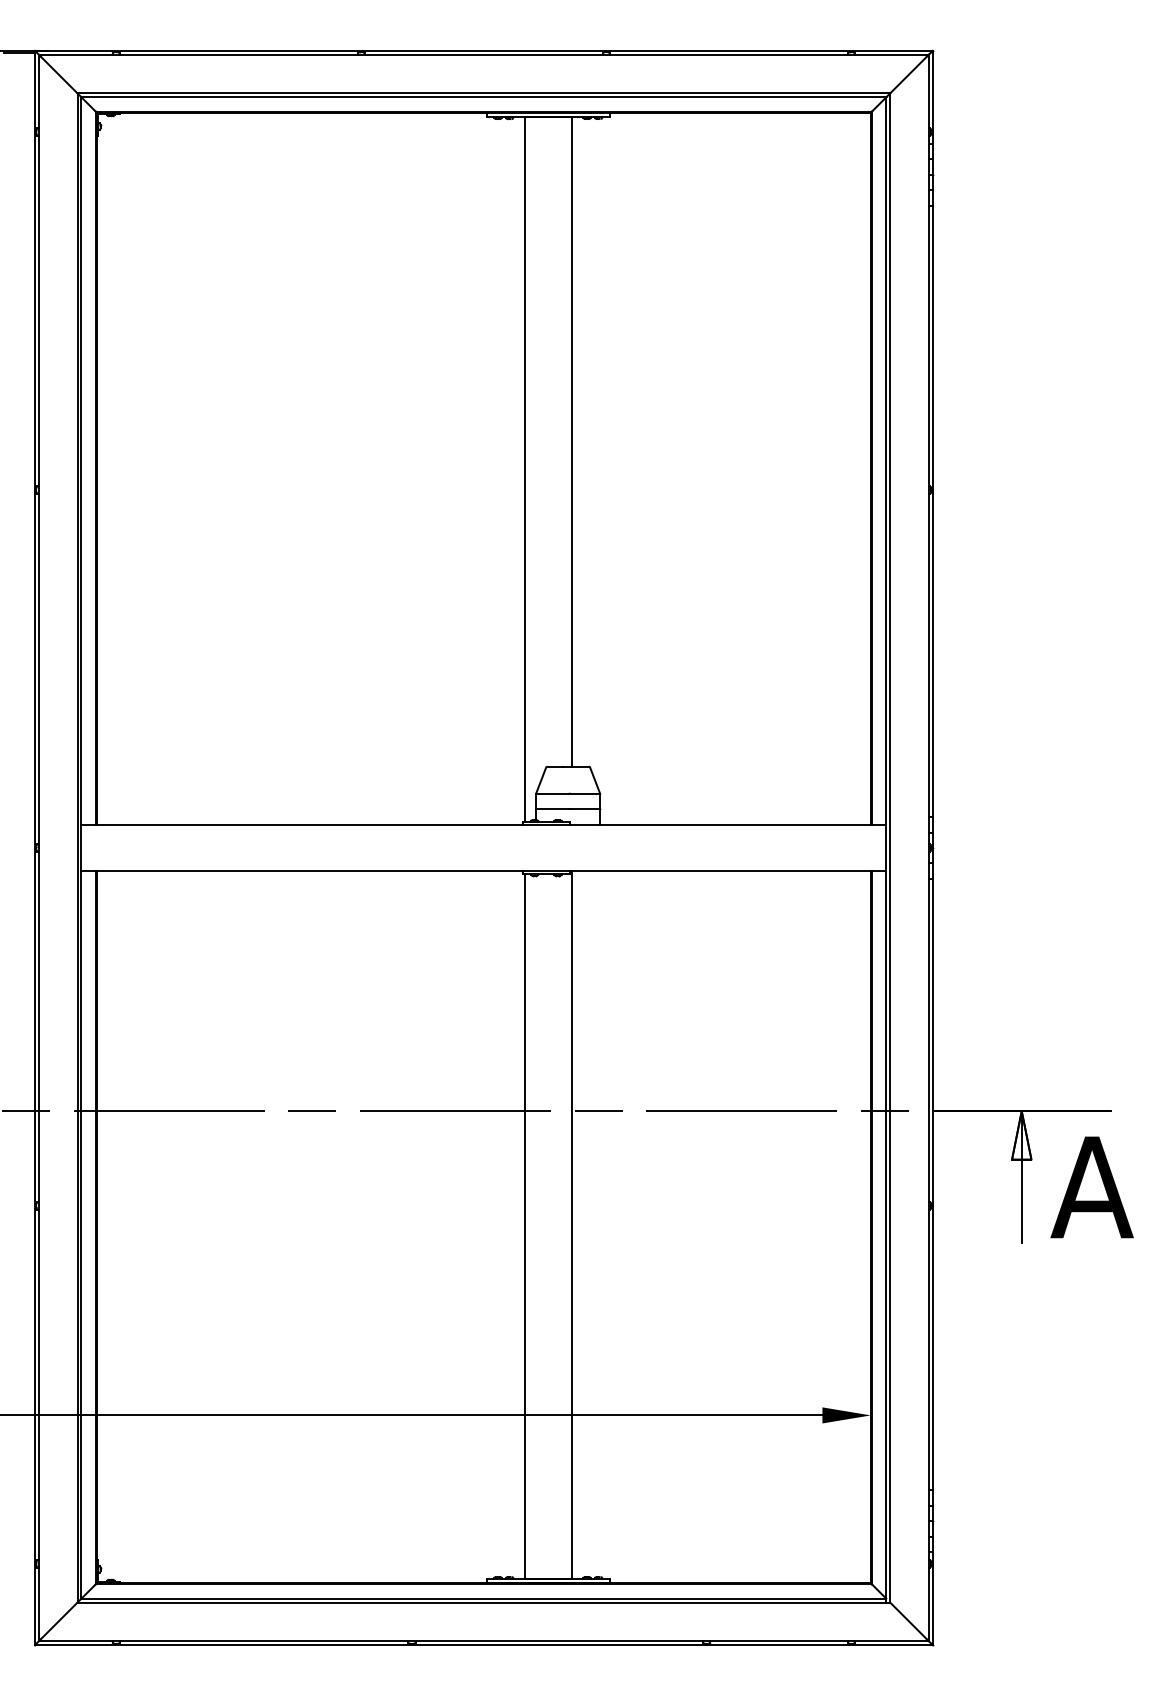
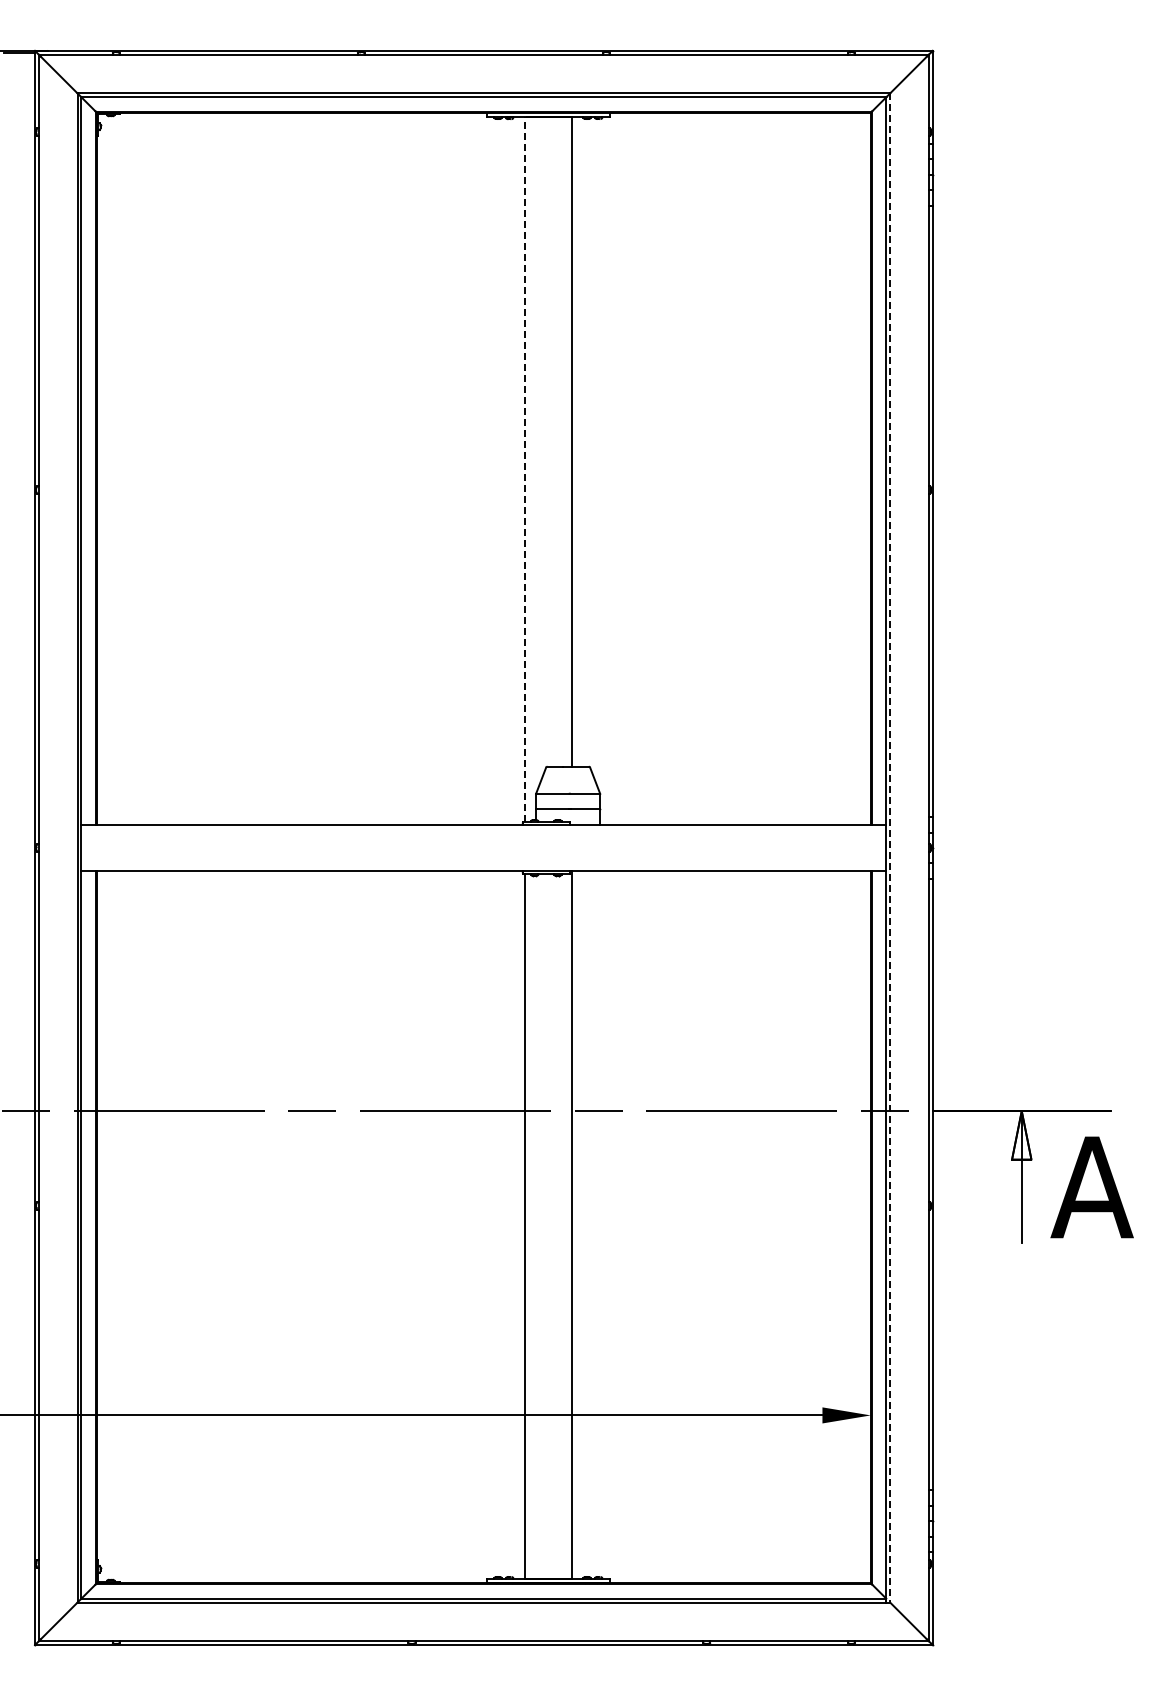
line: solid -> dashed (525, 469)
line: solid -> dashed (890, 847)
